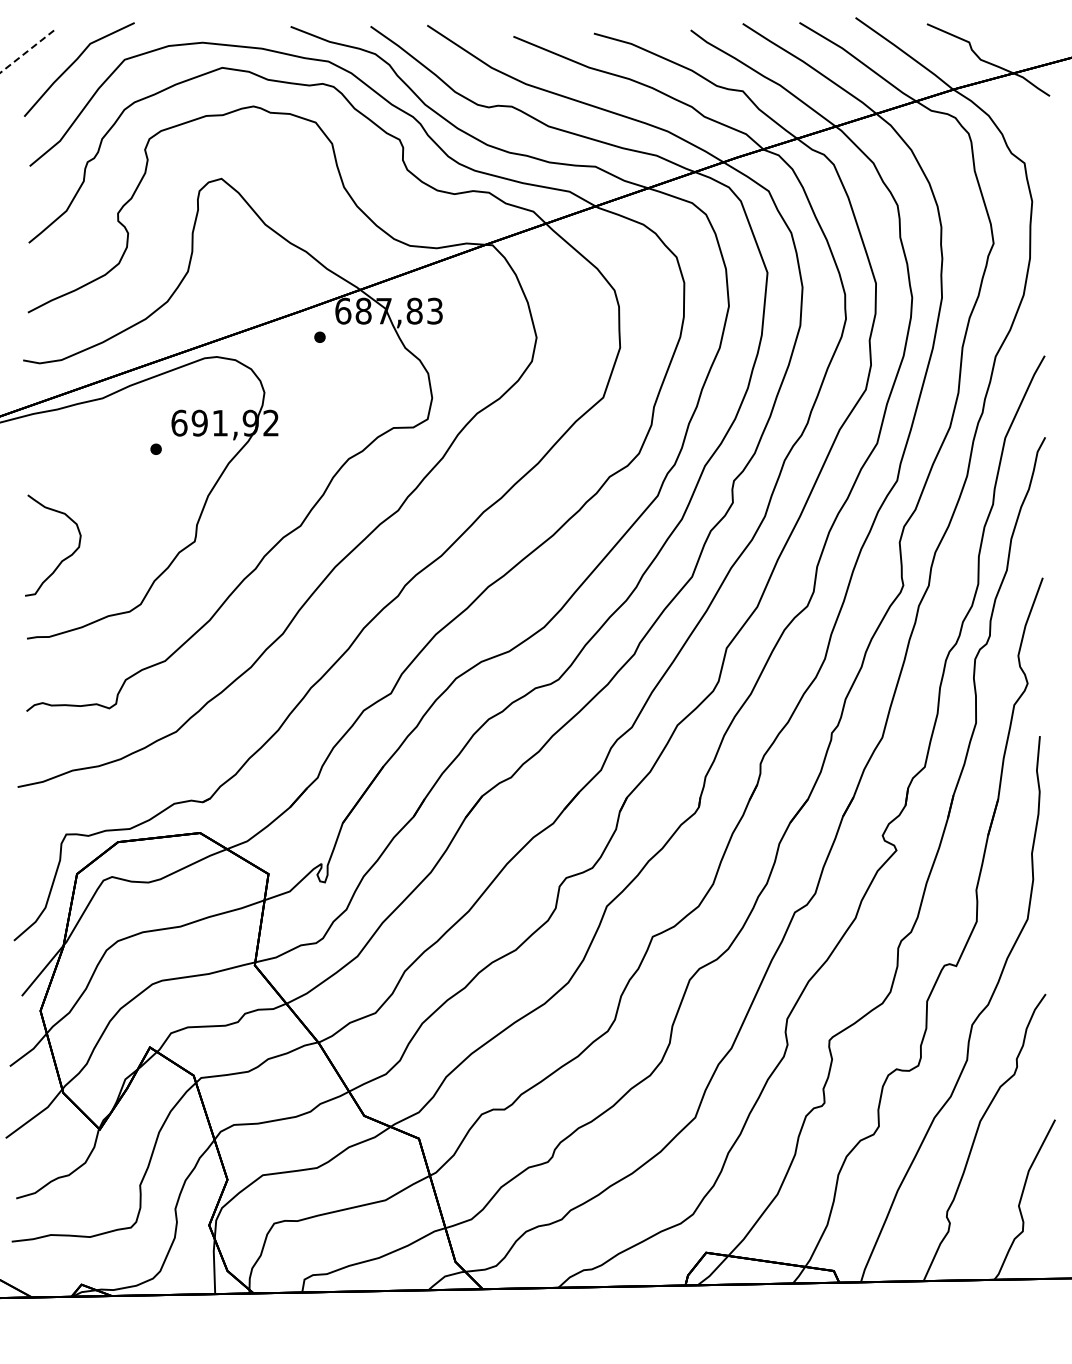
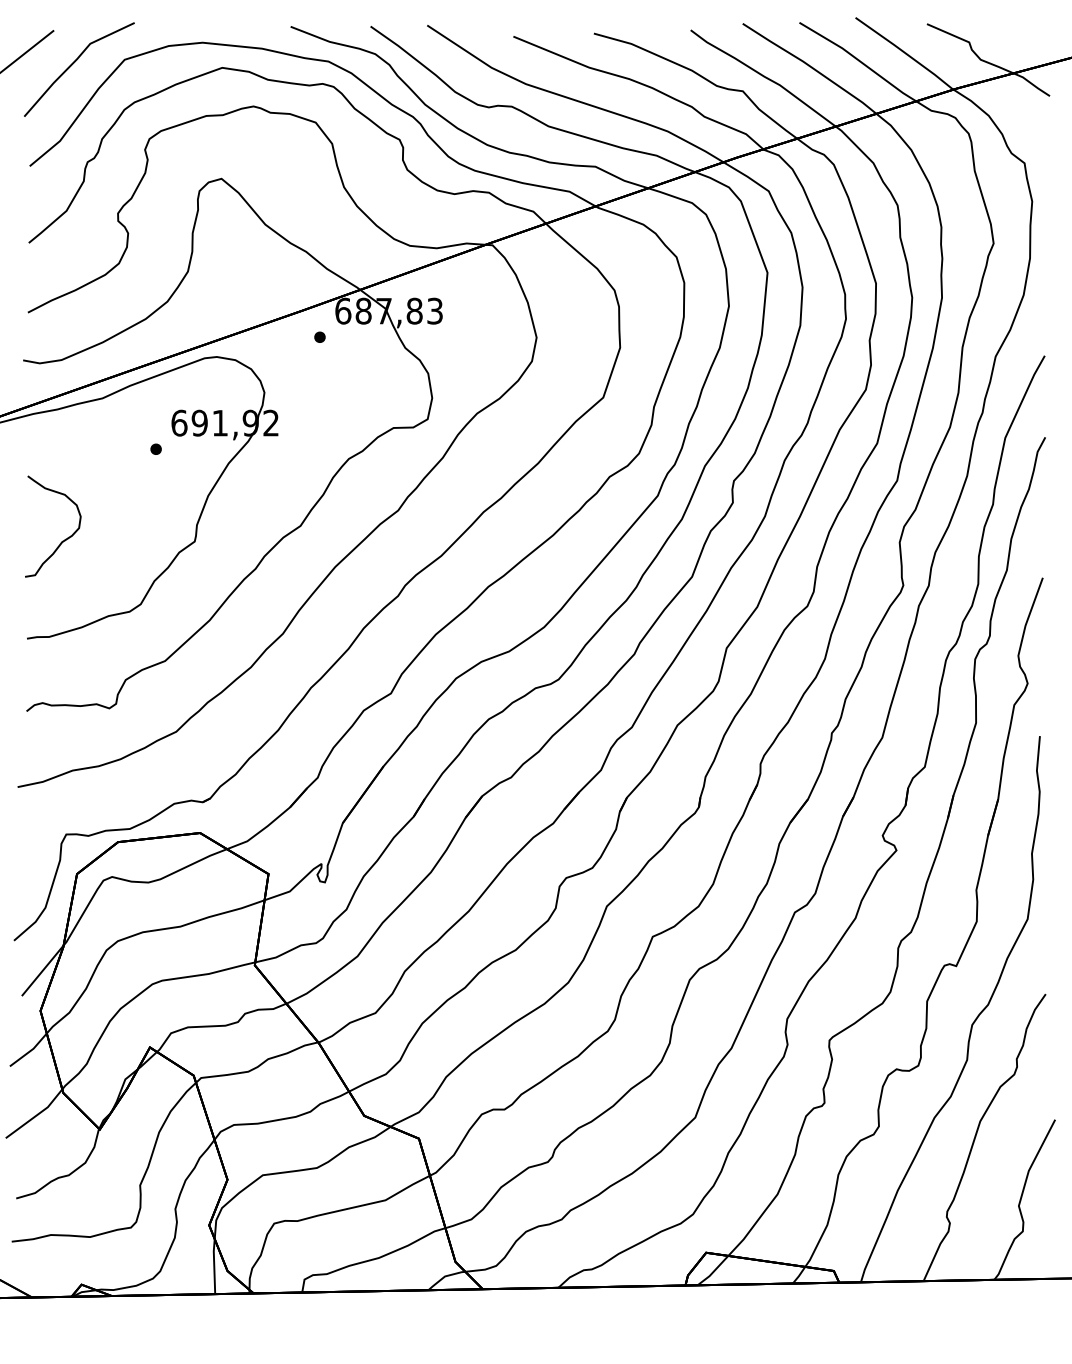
line: dashed -> solid (26, 52)
curve position: (62, 559) -> (62, 540) (62, 540)
